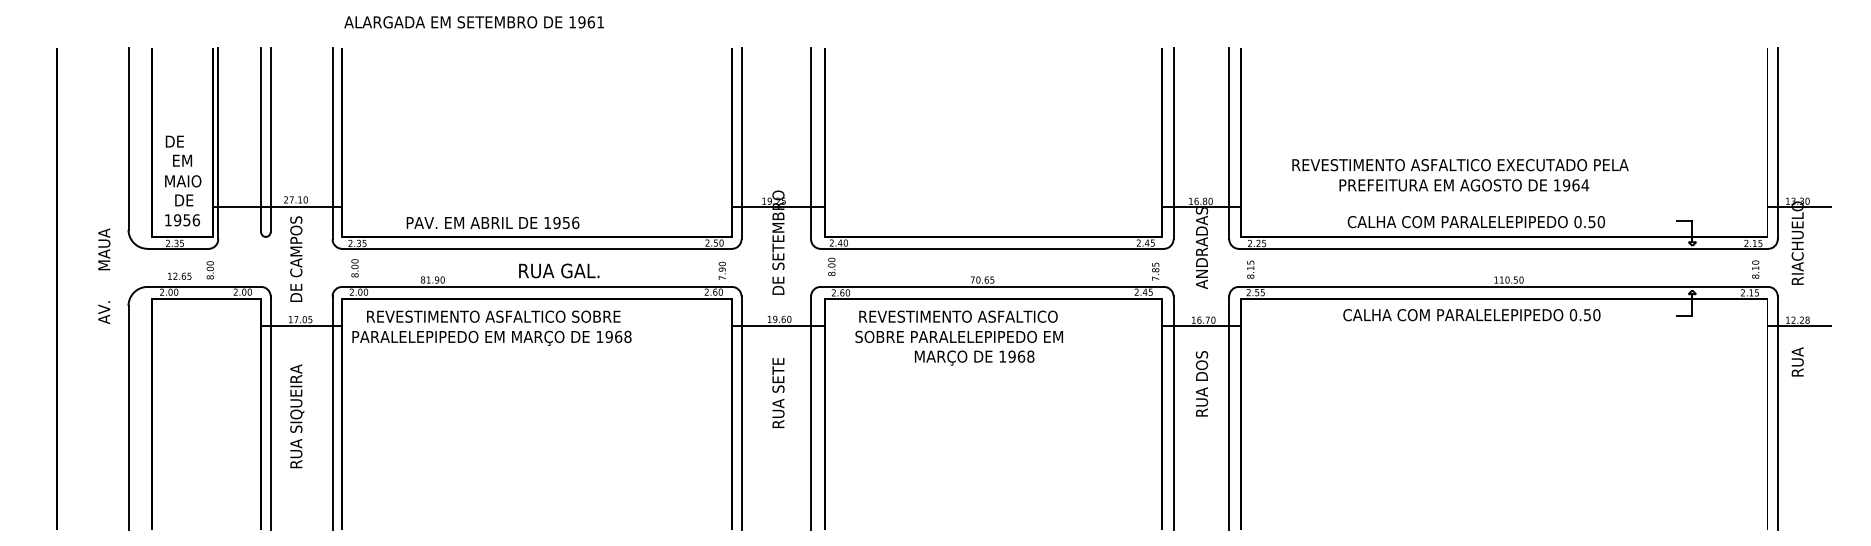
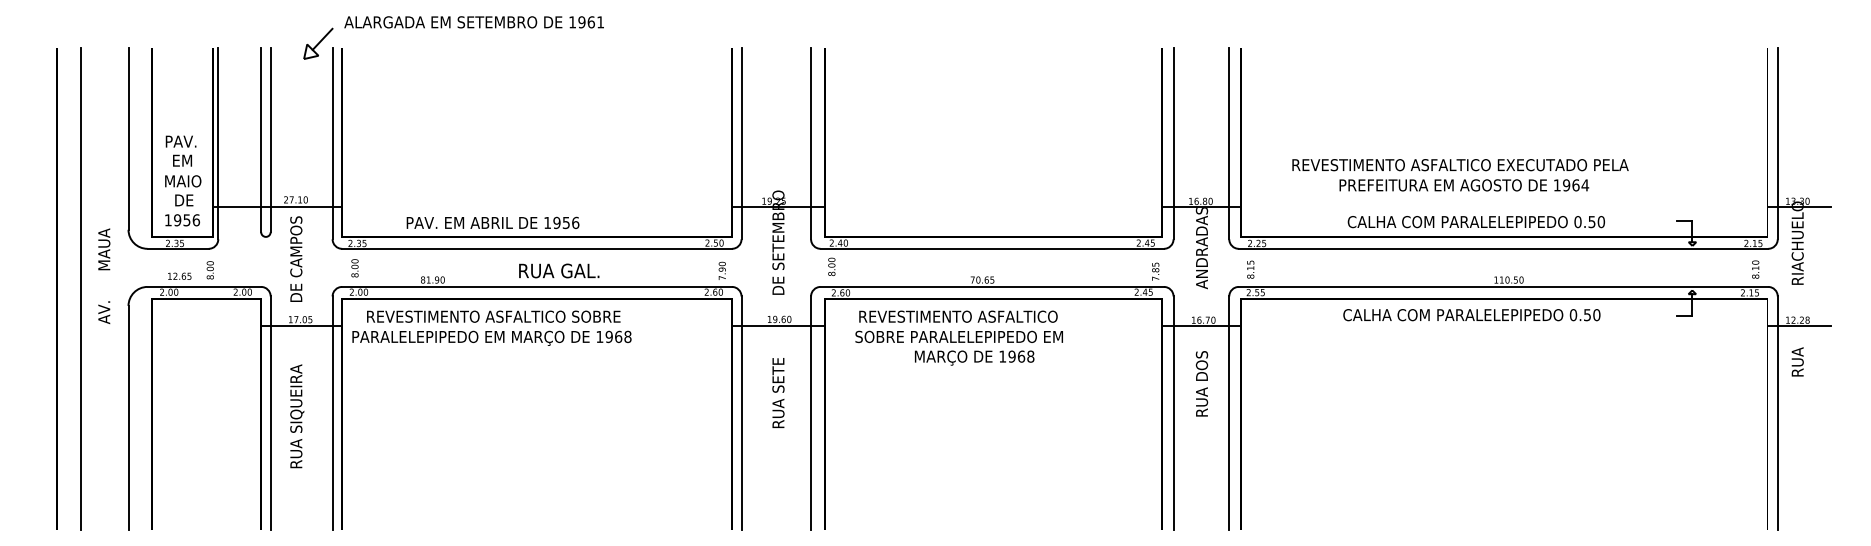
part: none -> present (318, 43)
text: DE -> PAV. (181, 141)
line: none -> present (80, 288)
